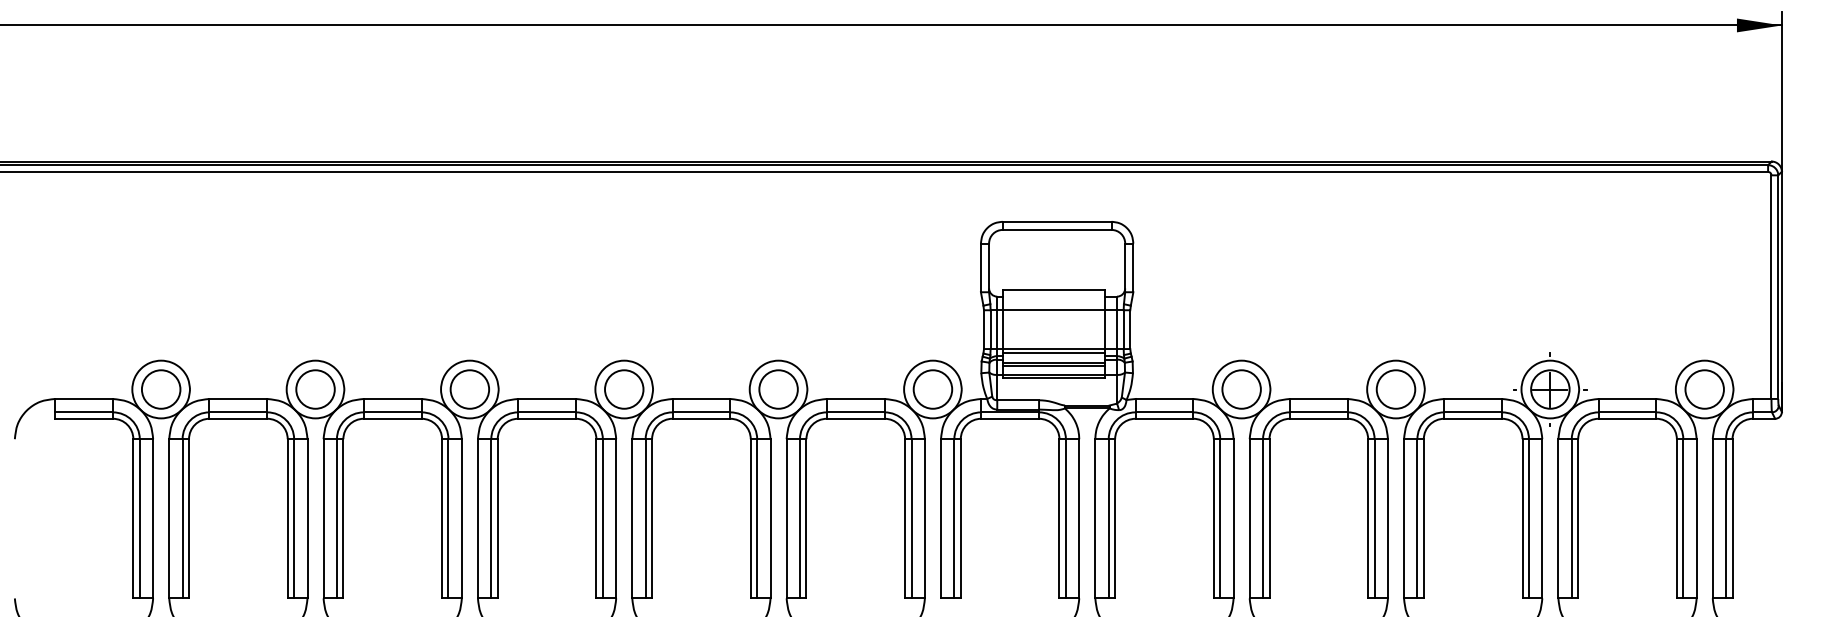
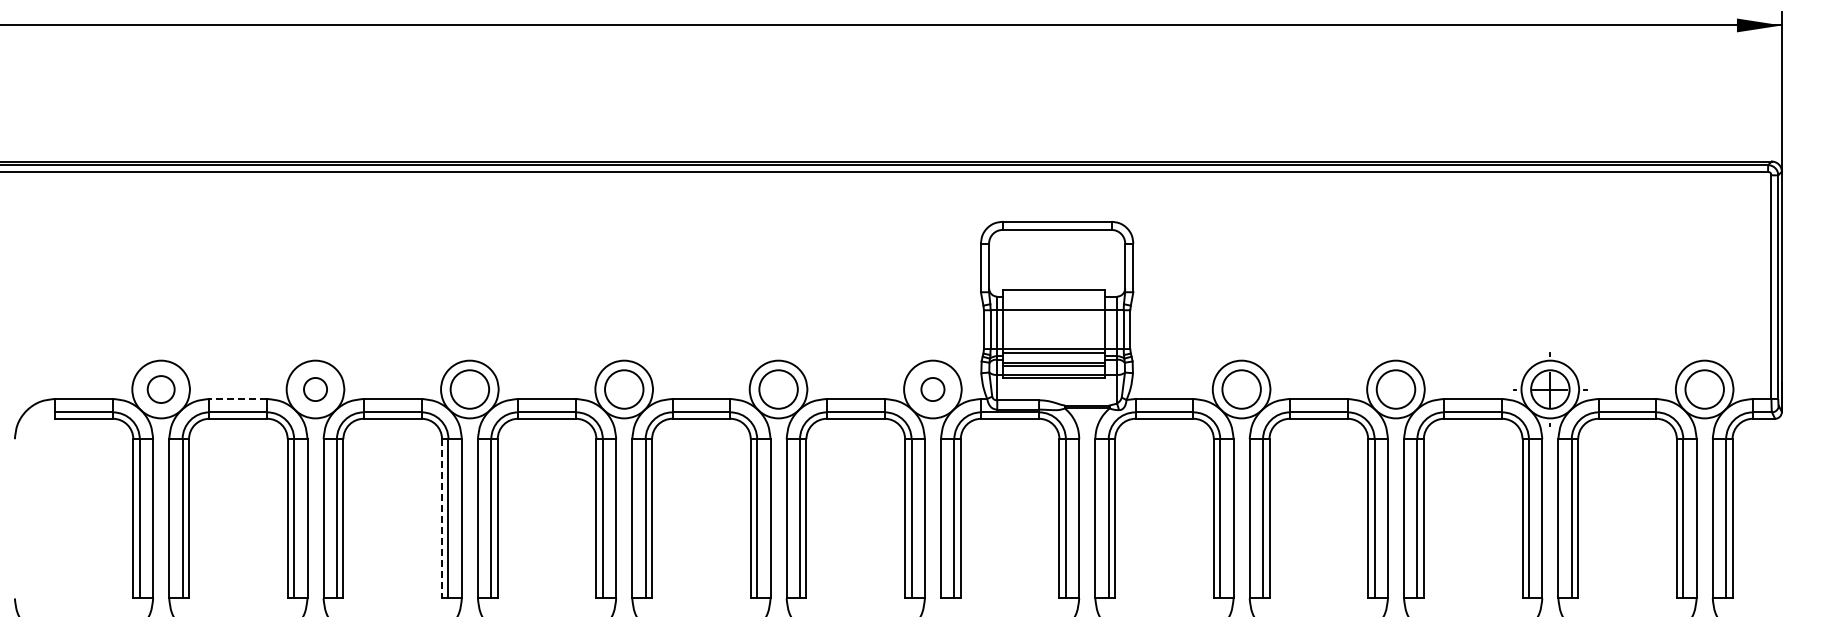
circle diameter: 38 px -> 27 px (160, 389)
circle diameter: 38 px -> 23 px (315, 389)
circle diameter: 38 px -> 23 px (932, 389)
line: solid -> dashed (238, 398)
line: solid -> dashed (442, 518)
